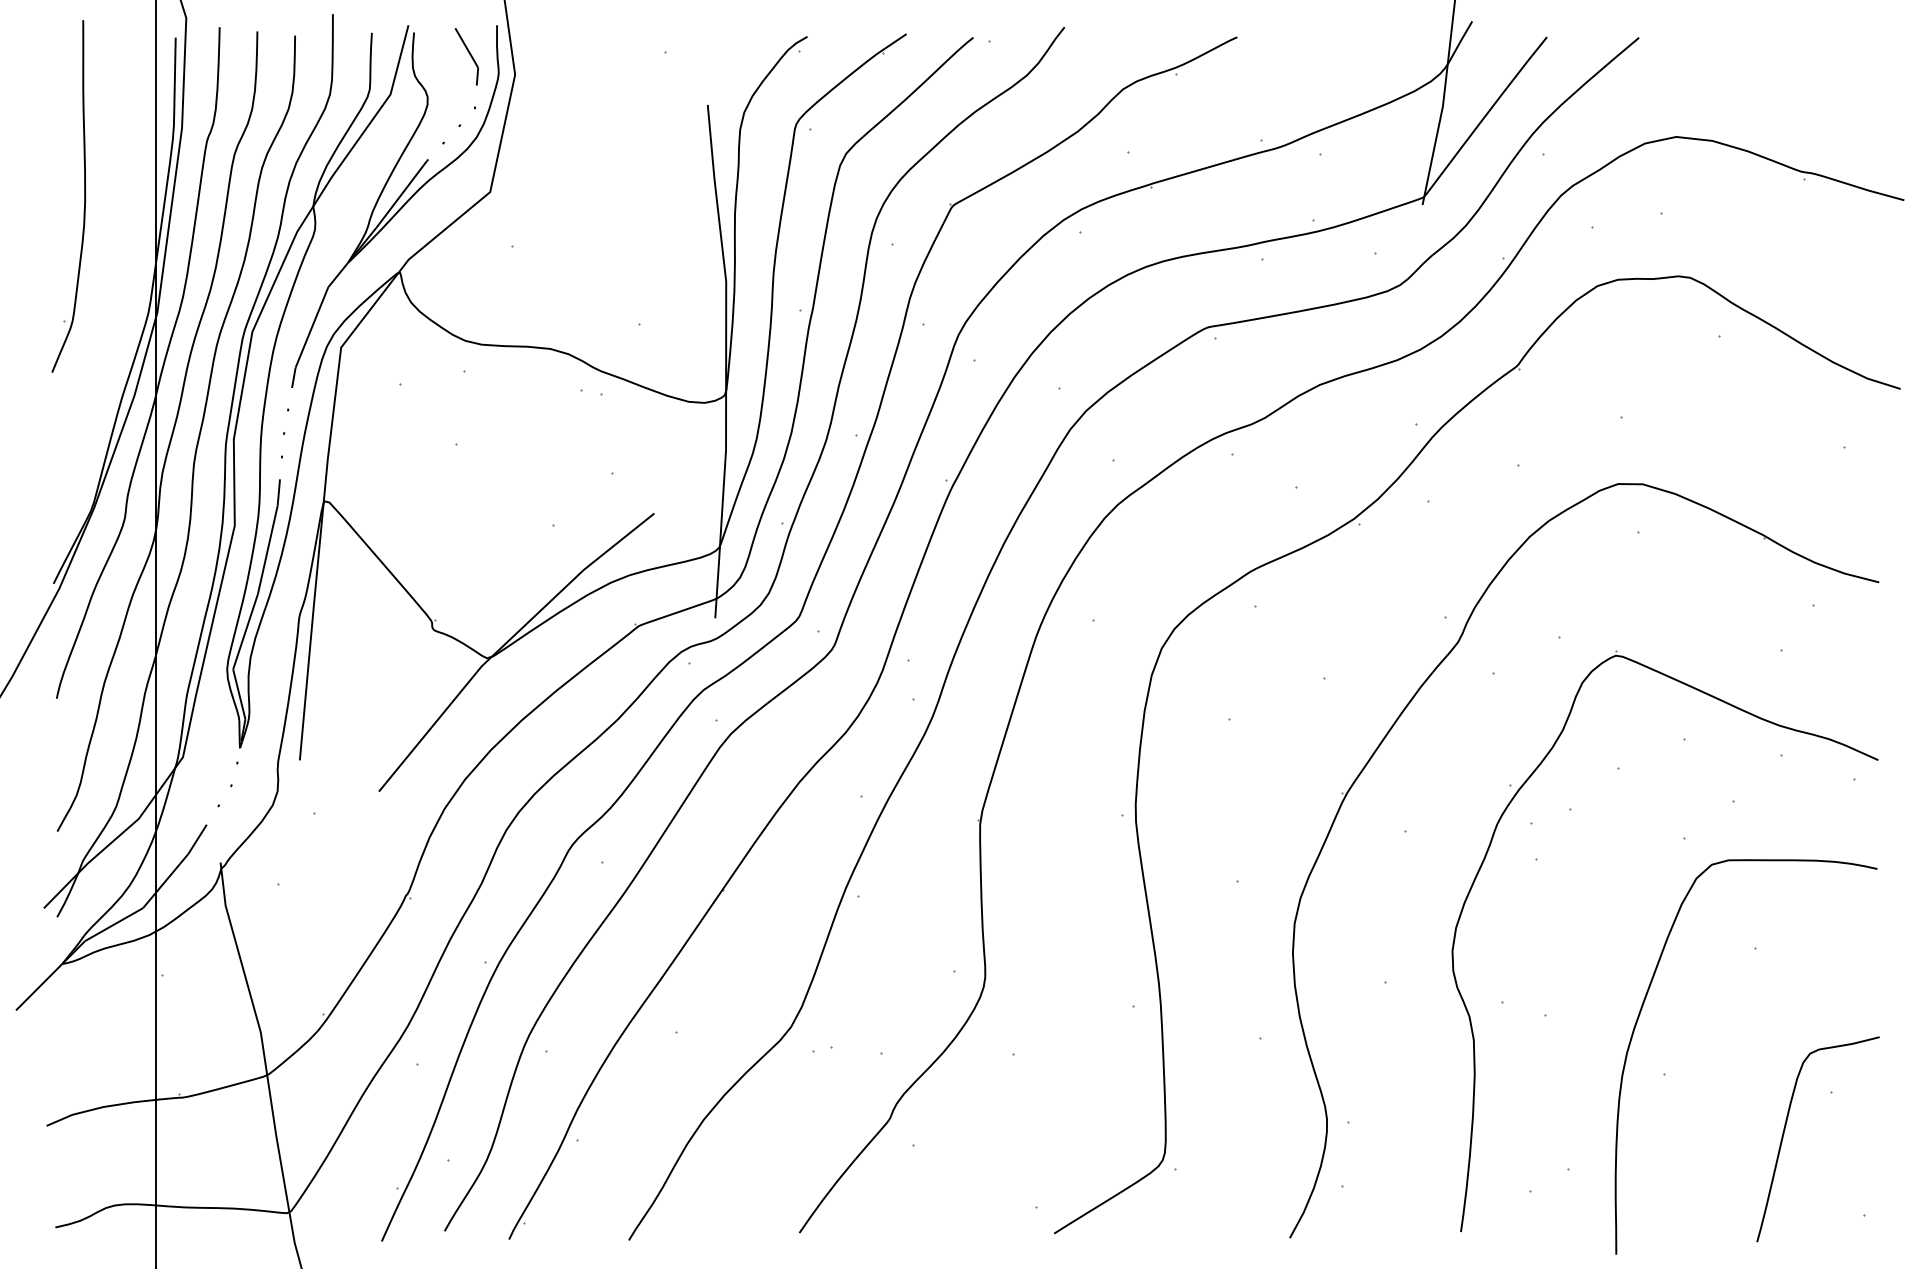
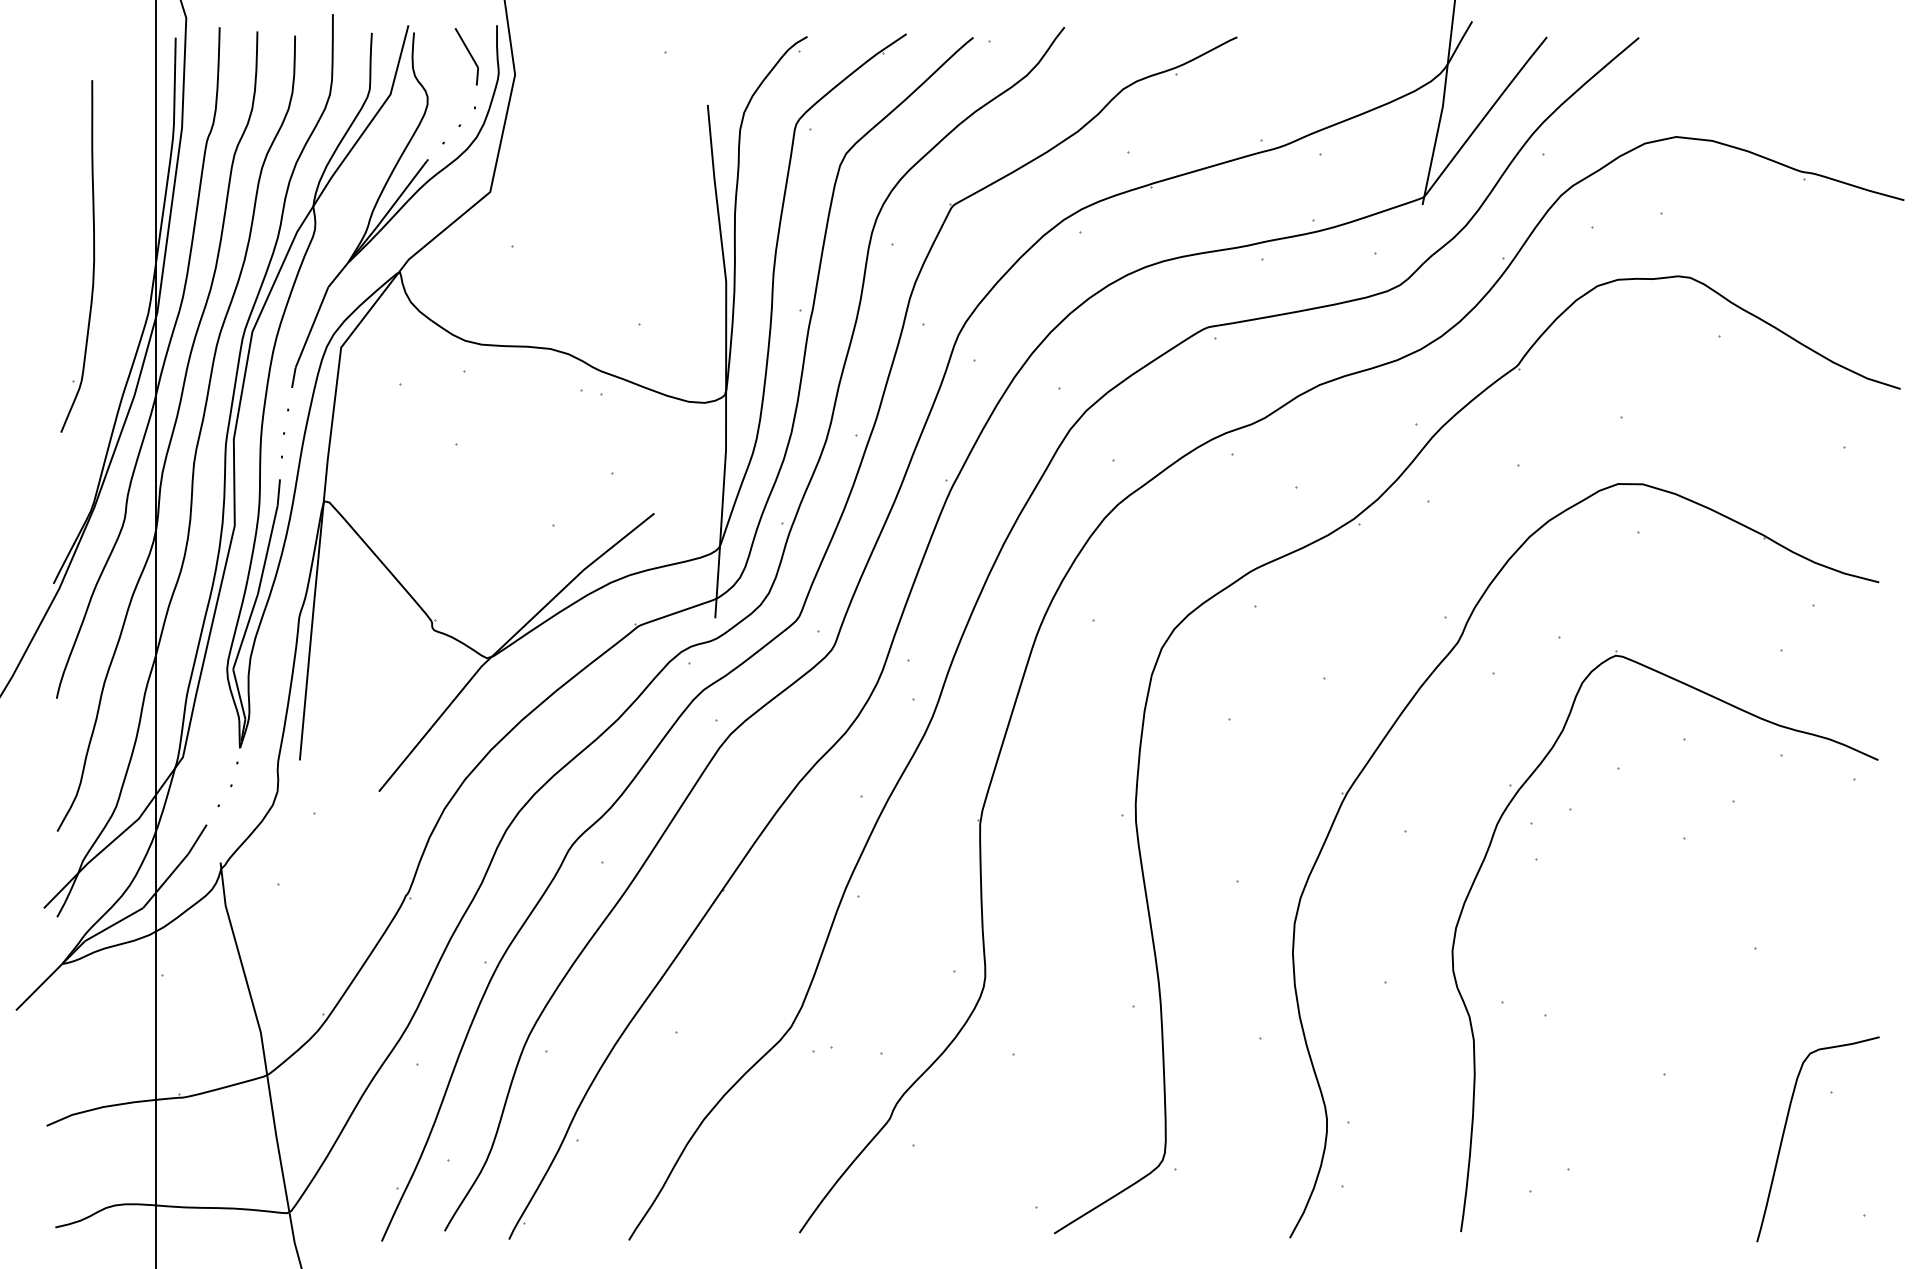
part position: (84, 196) -> (93, 256) (93, 256)
curve: present -> none (1638, 1020)
